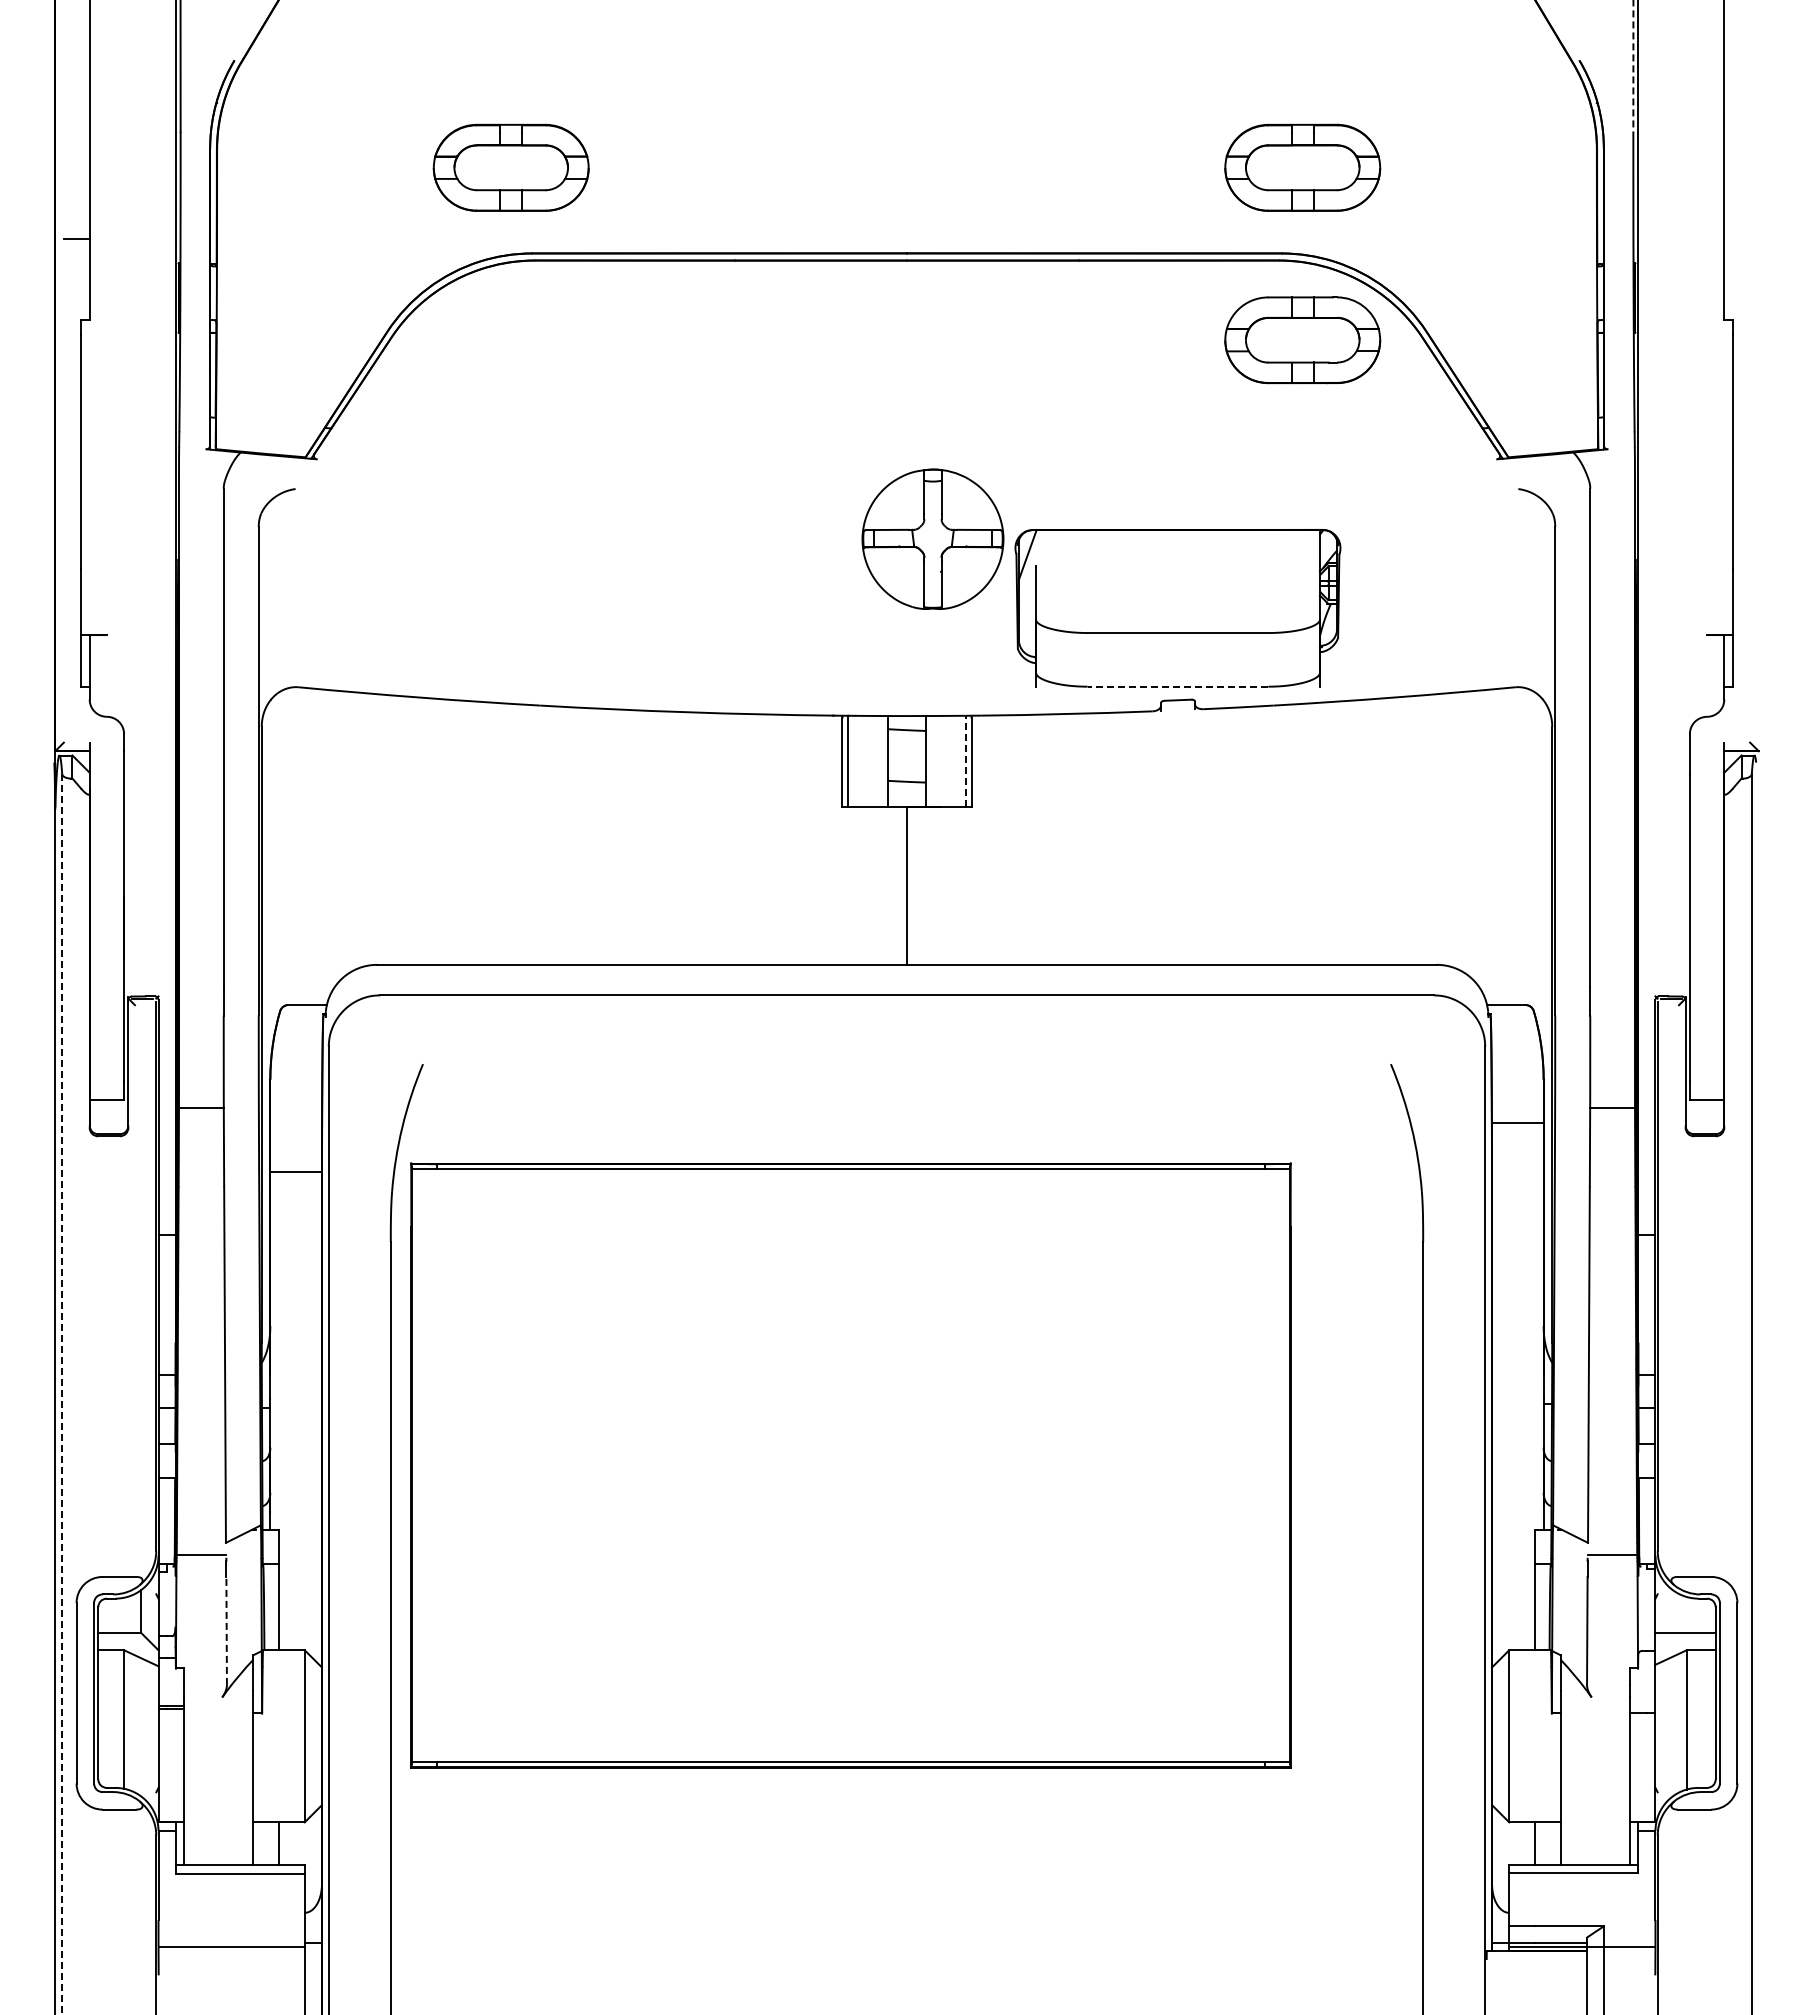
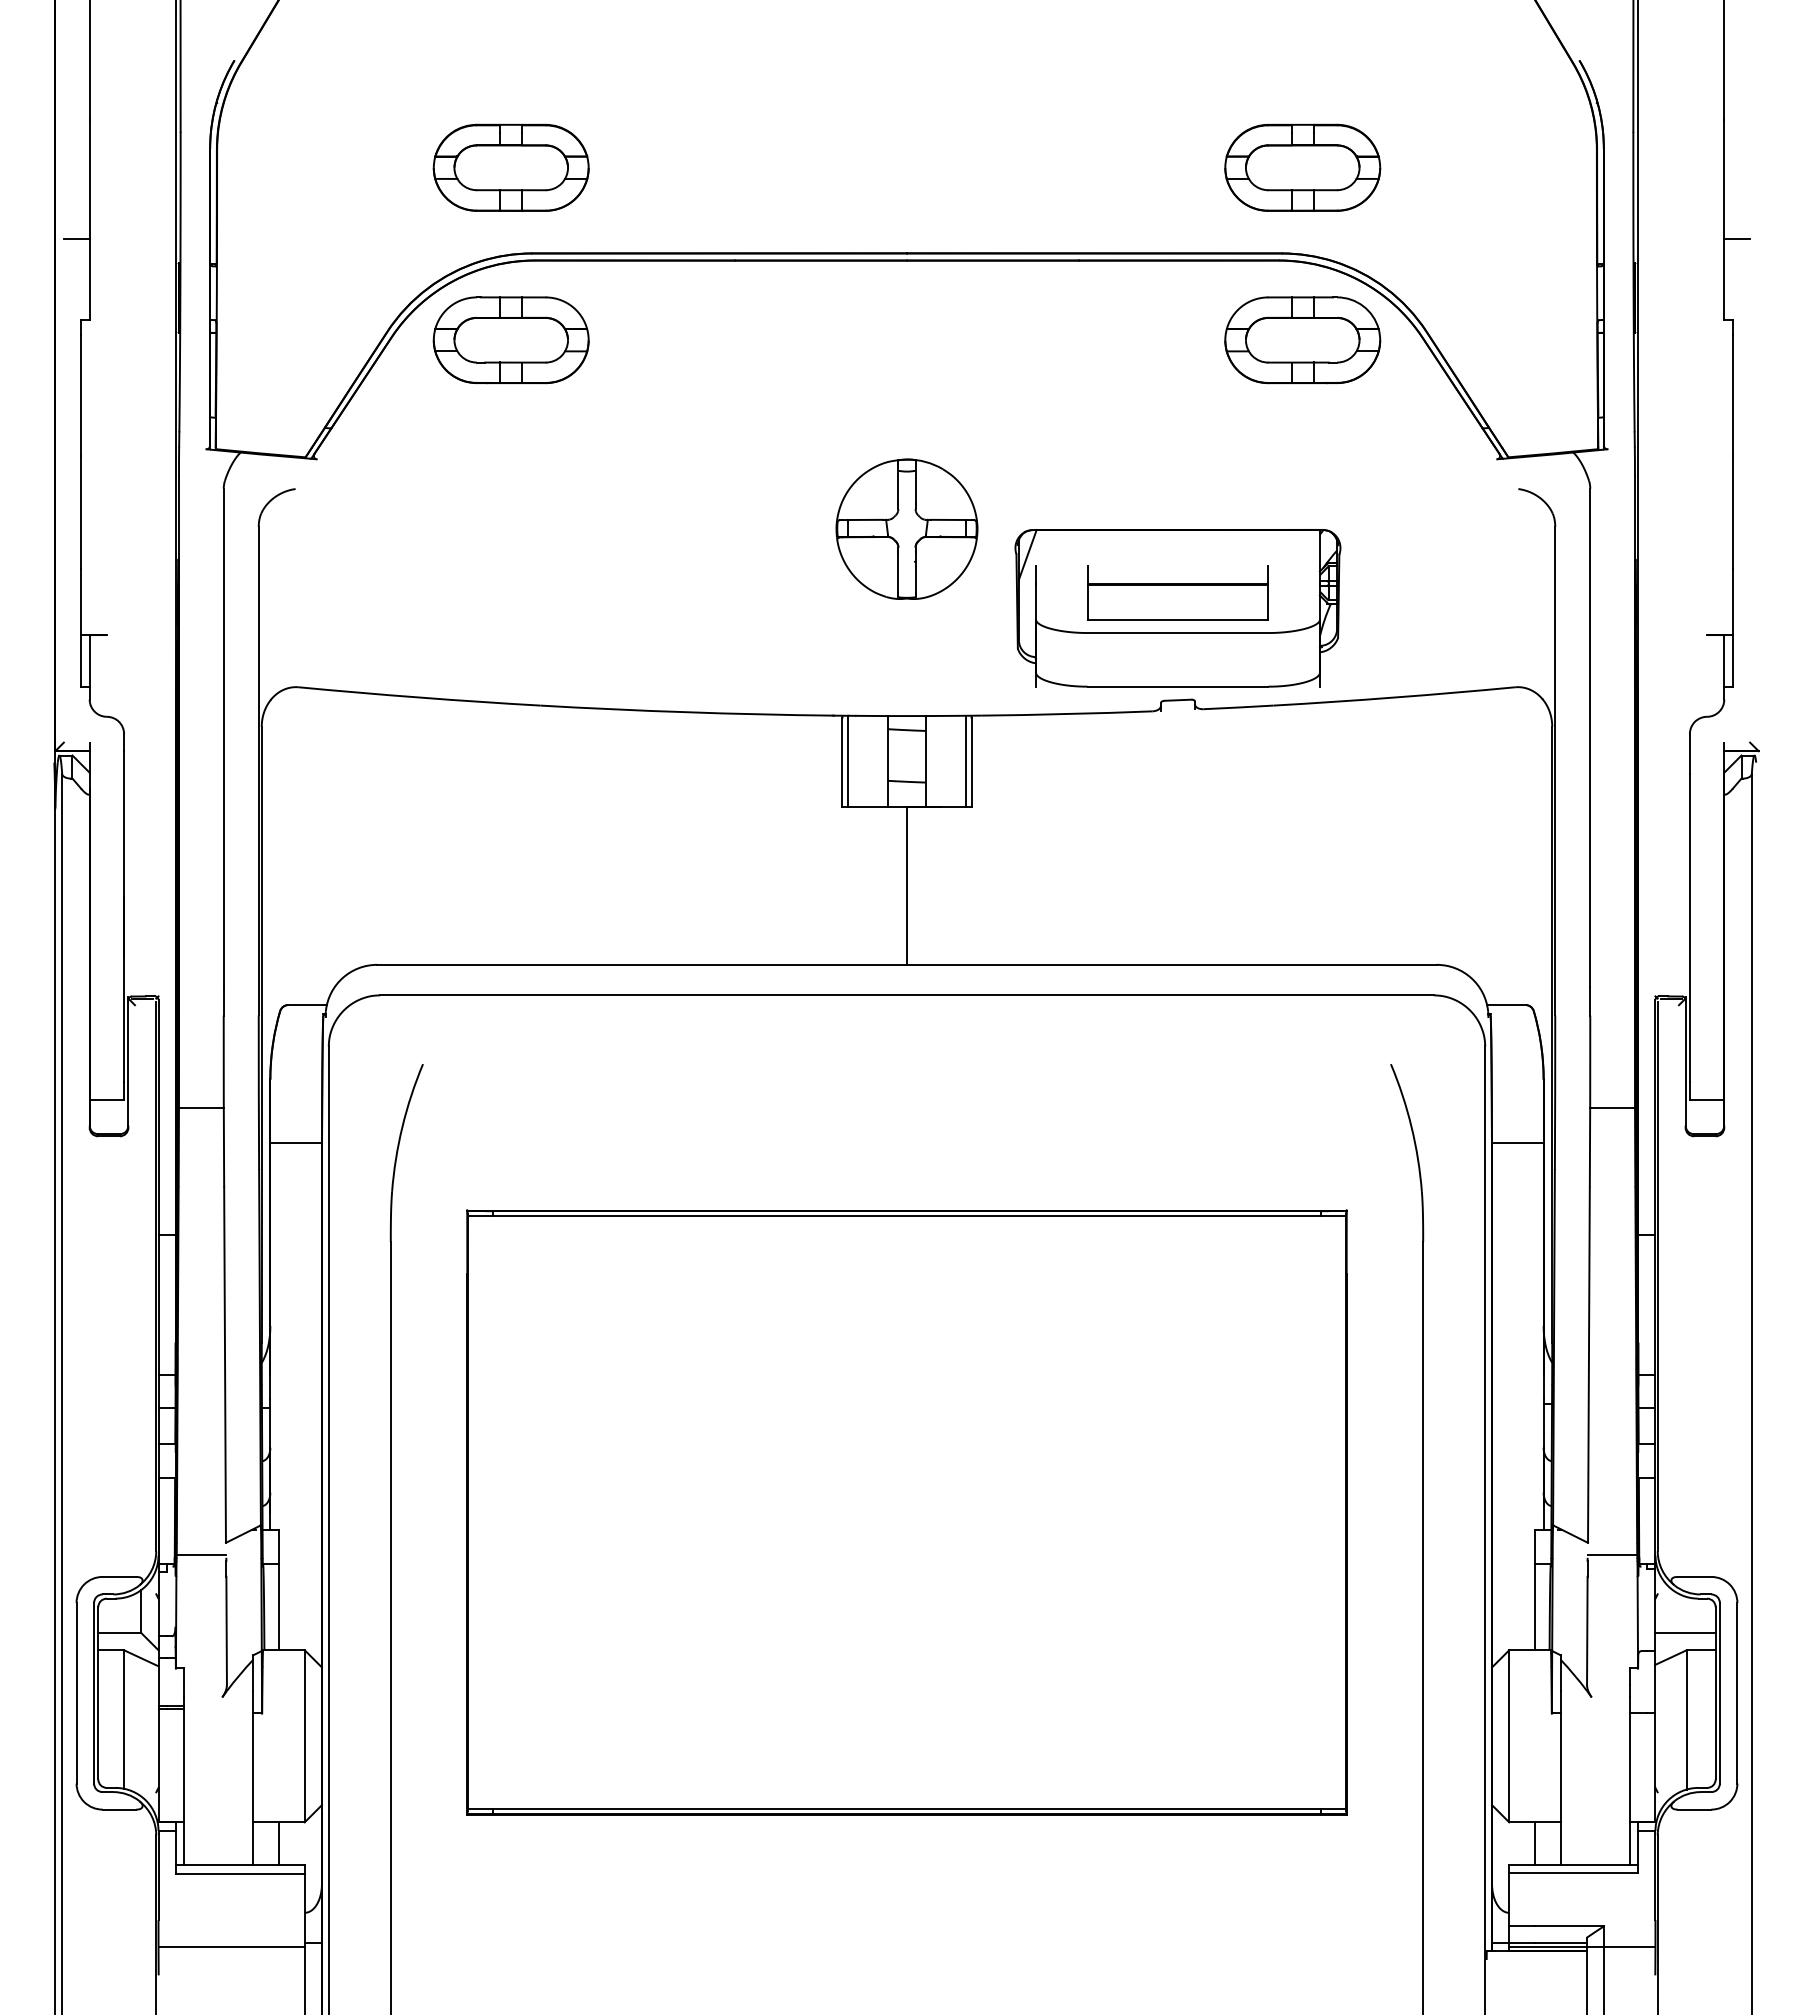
line: dashed -> solid (1633, 66)
line: none -> present (1737, 239)
part: none -> present (510, 340)
part position: (932, 538) -> (906, 528) (906, 528)
part: none -> present (1177, 592)
line: dashed -> solid (1177, 686)
line: dashed -> solid (966, 761)
line position: (1517, 1122) -> (1517, 1142) (1517, 1142)
line position: (296, 1171) -> (296, 1142) (296, 1142)
line: dashed -> solid (62, 1394)
part position: (850, 1465) -> (906, 1512) (906, 1512)
line: dashed -> solid (226, 1630)
